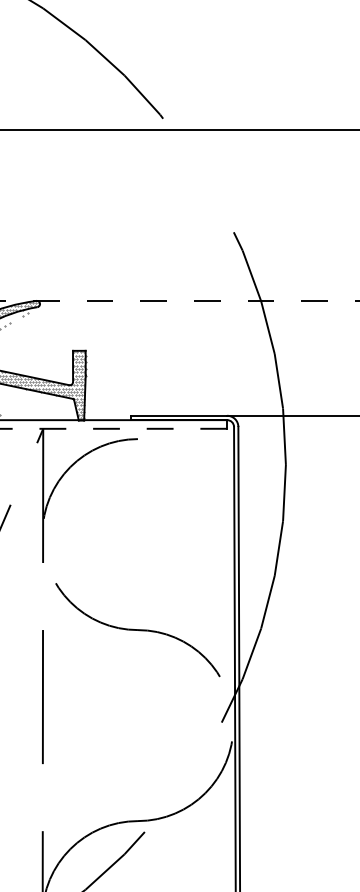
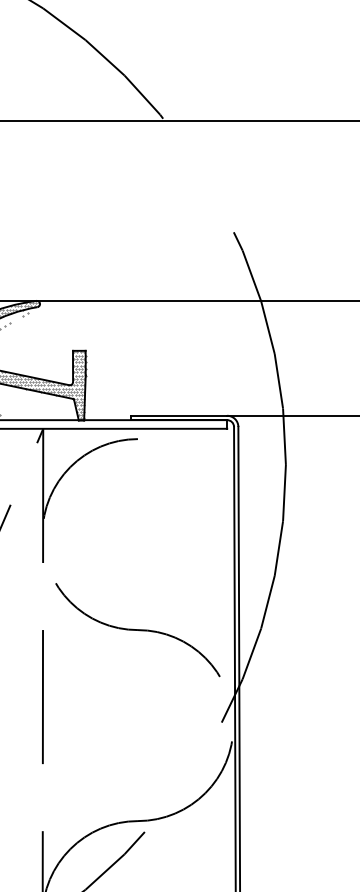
line position: (179, 130) -> (179, 121) (179, 121)
line: dashed -> solid (179, 300)
line: dashed -> solid (113, 428)
